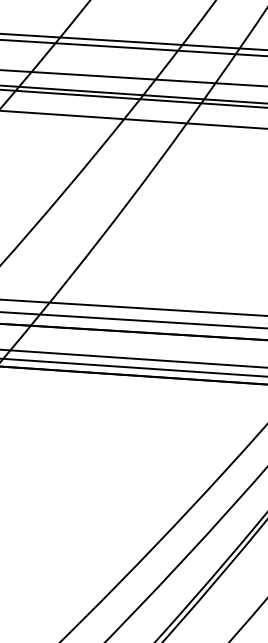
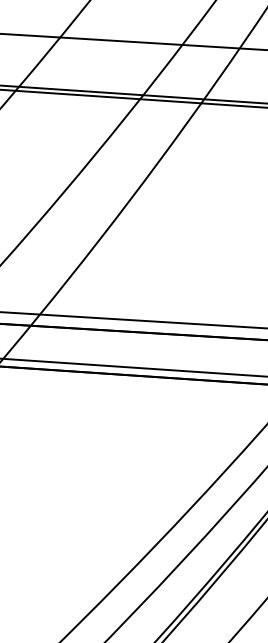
line: present -> none (133, 48)
line: present -> none (133, 78)
line: present -> none (133, 119)
line: present -> none (133, 307)
line: present -> none (133, 358)
